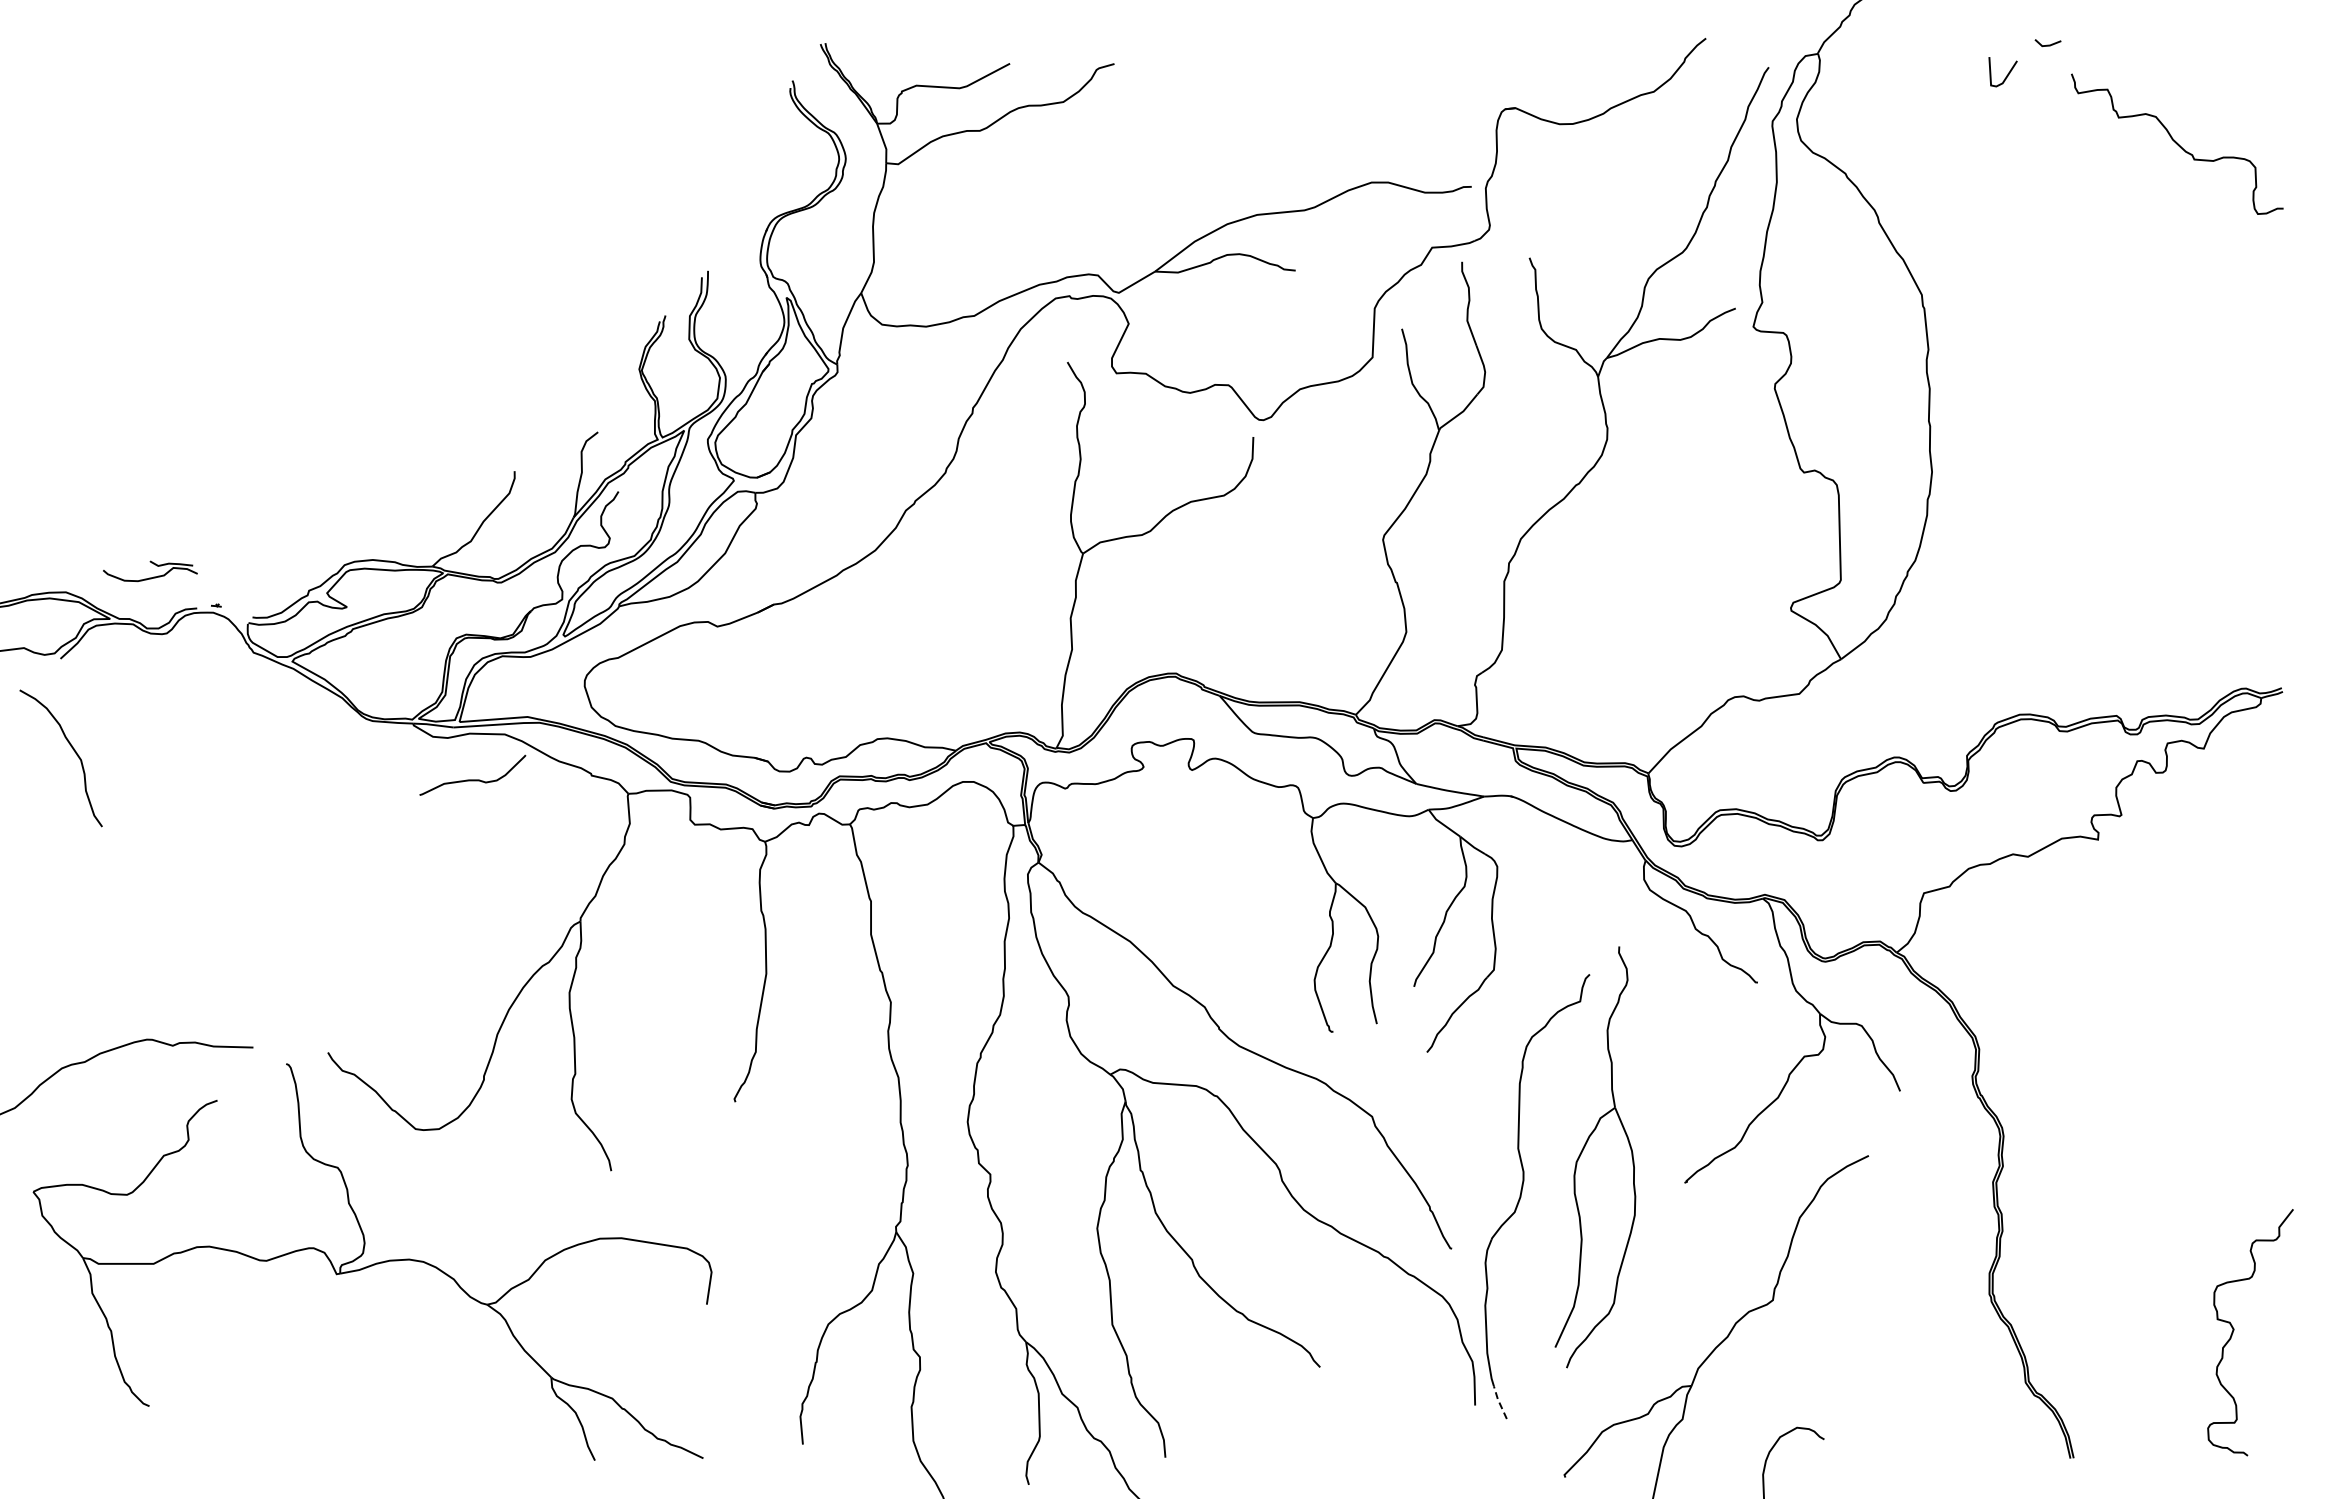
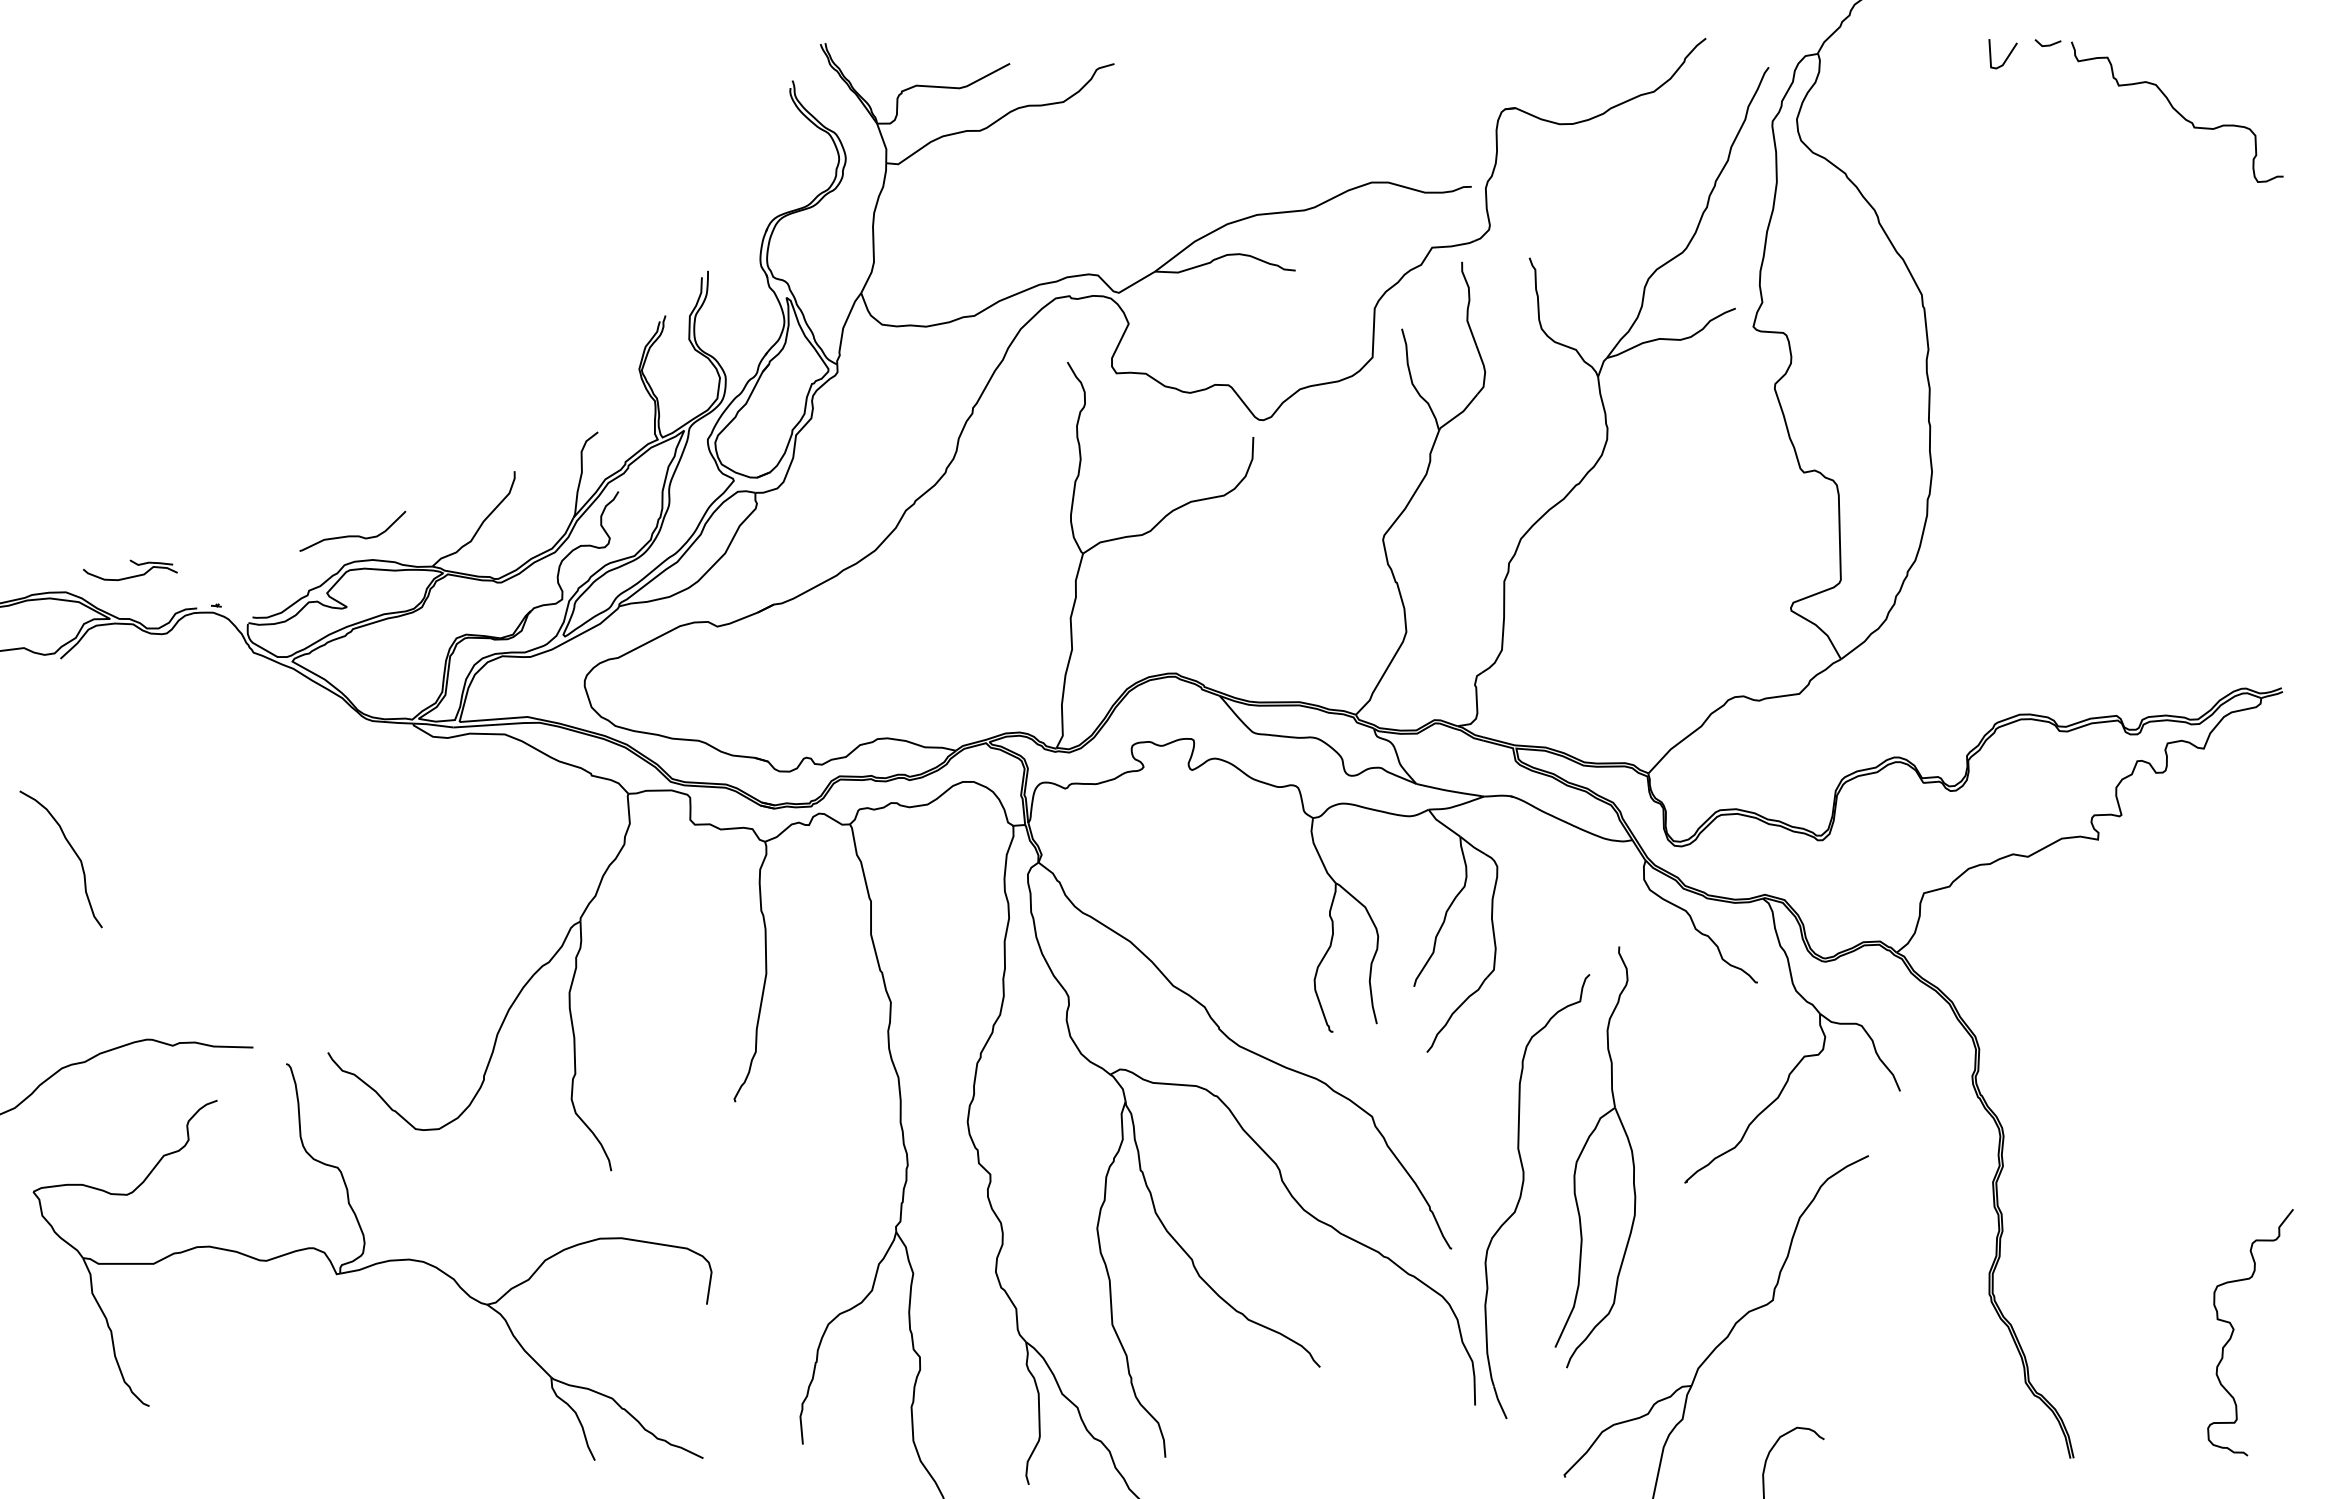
line position: (2006, 75) -> (2006, 57) (2006, 57)
curve position: (2177, 143) -> (2177, 111) (2177, 111)
part position: (150, 571) -> (130, 570) (130, 570)
curve position: (72, 749) -> (72, 850) (72, 850)
curve position: (472, 779) -> (352, 535) (352, 535)
line: dashed -> solid (1499, 1401)
